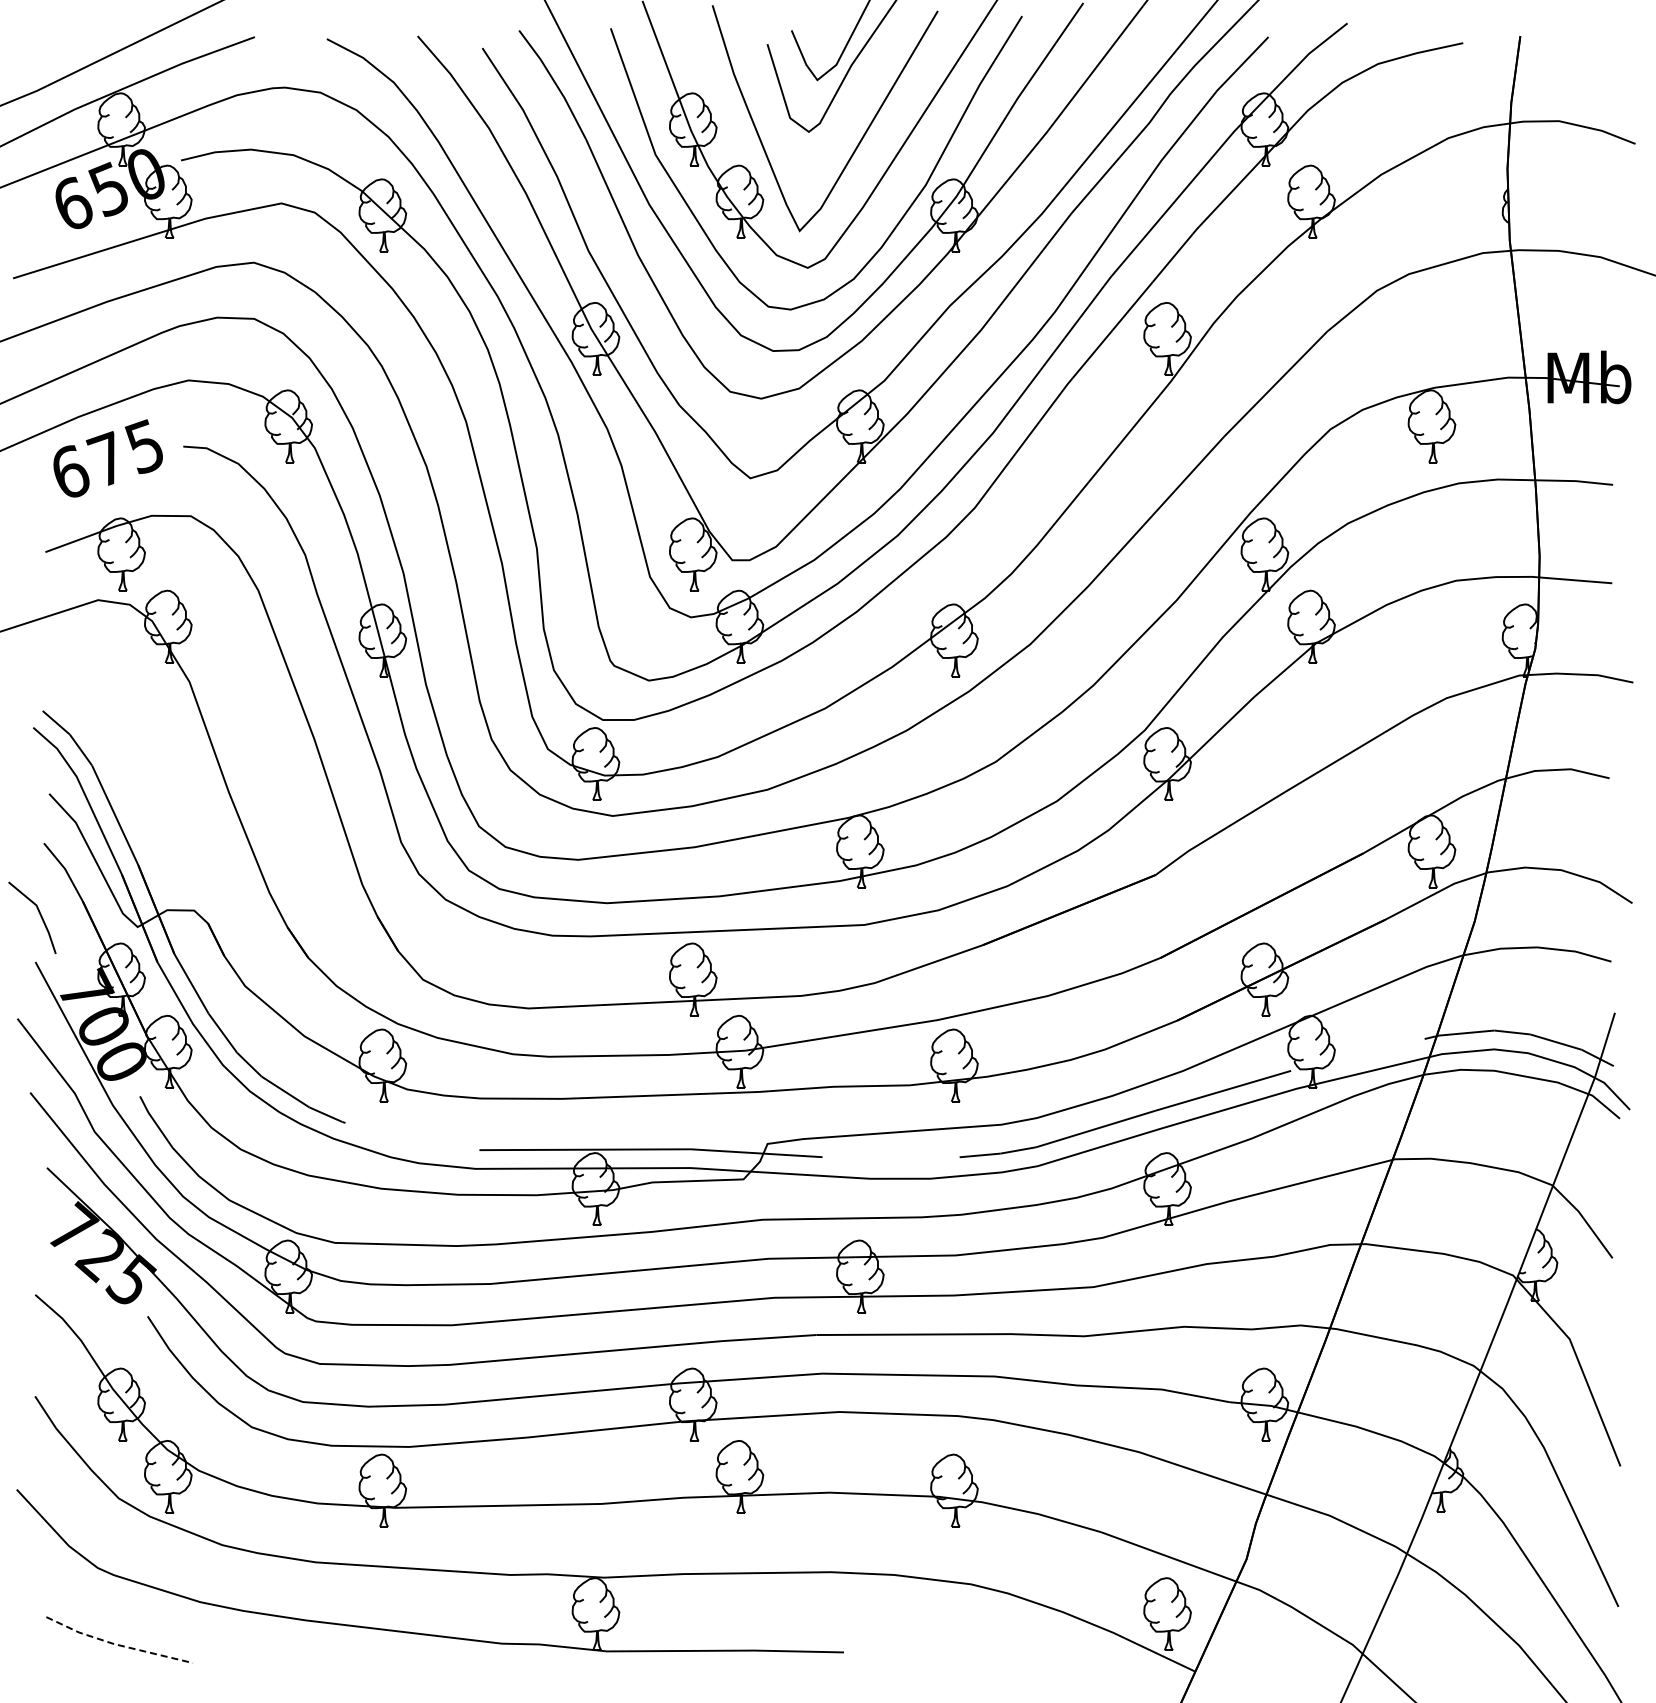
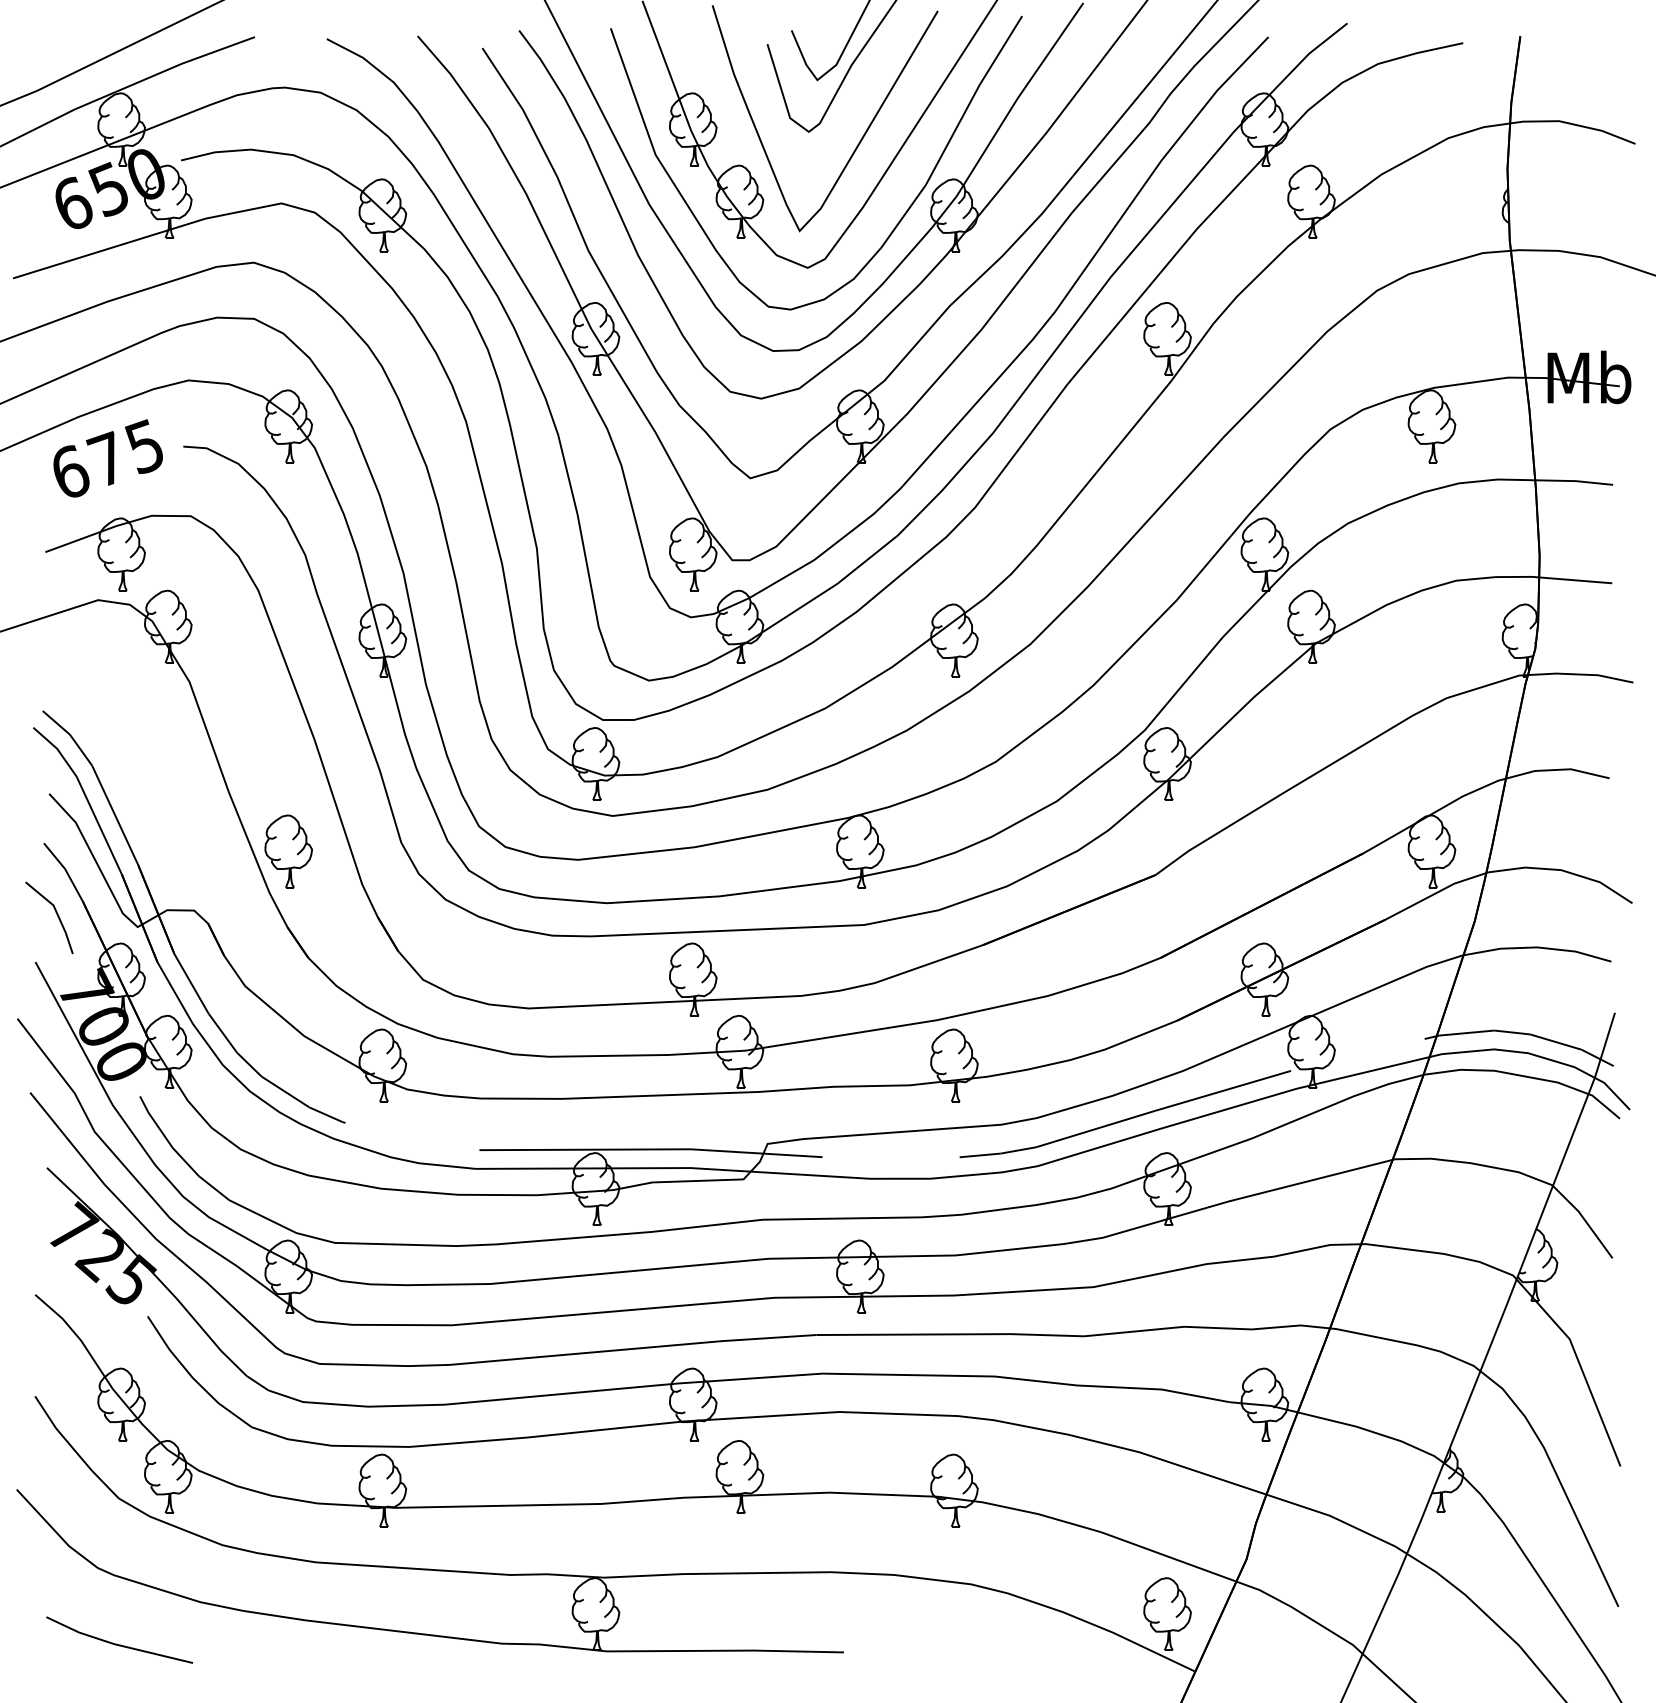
part: none -> present (288, 851)
line position: (39, 914) -> (56, 914) (56, 914)
line: dashed -> solid (116, 1644)
